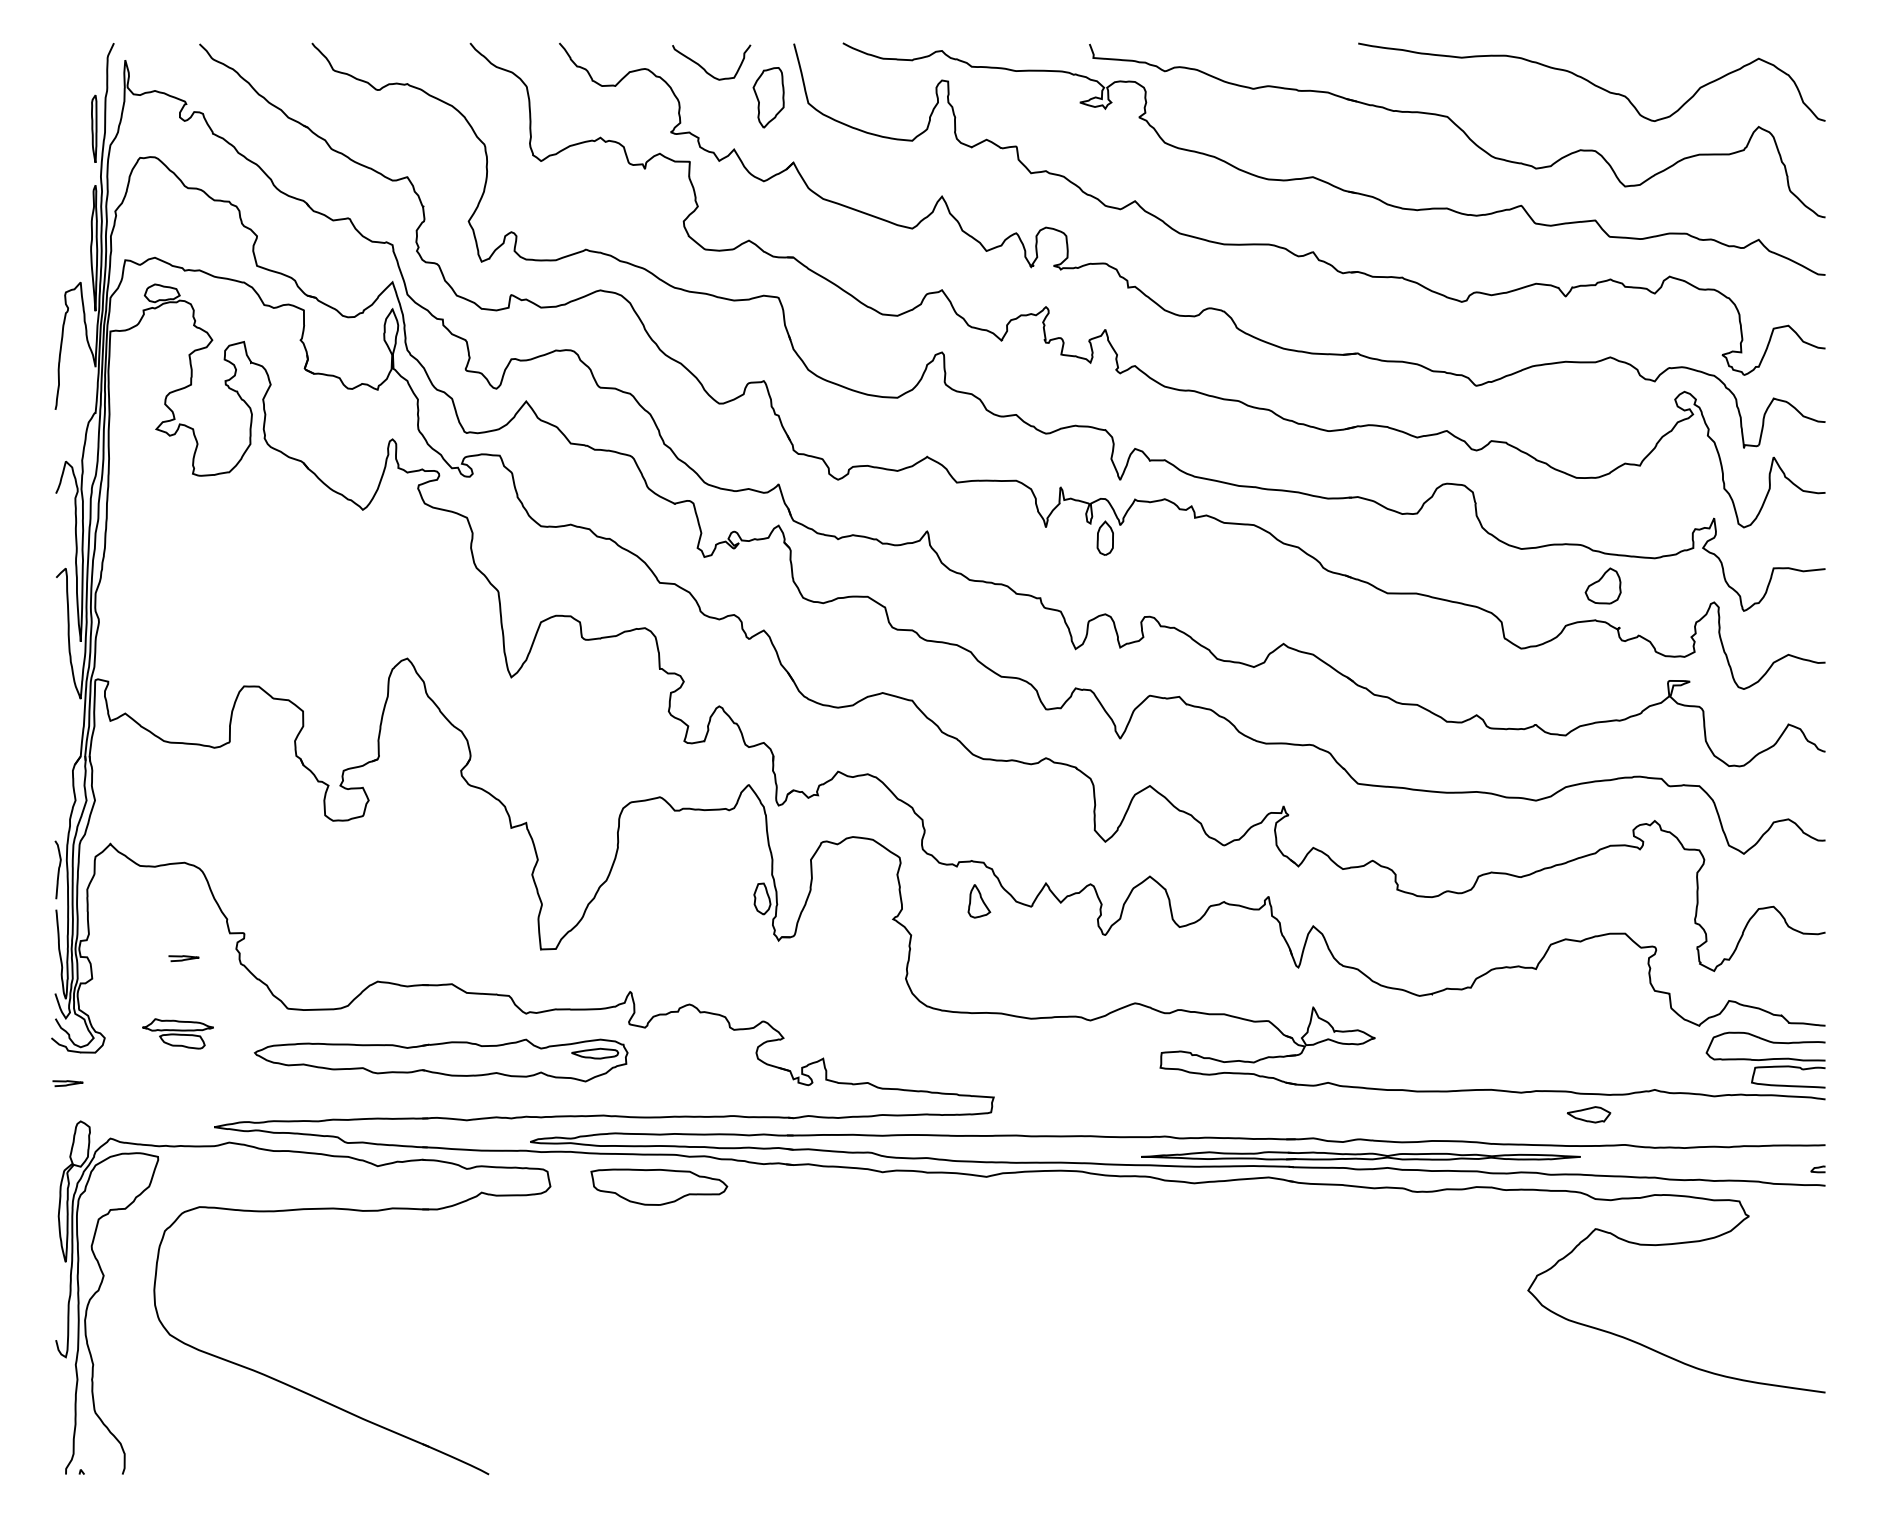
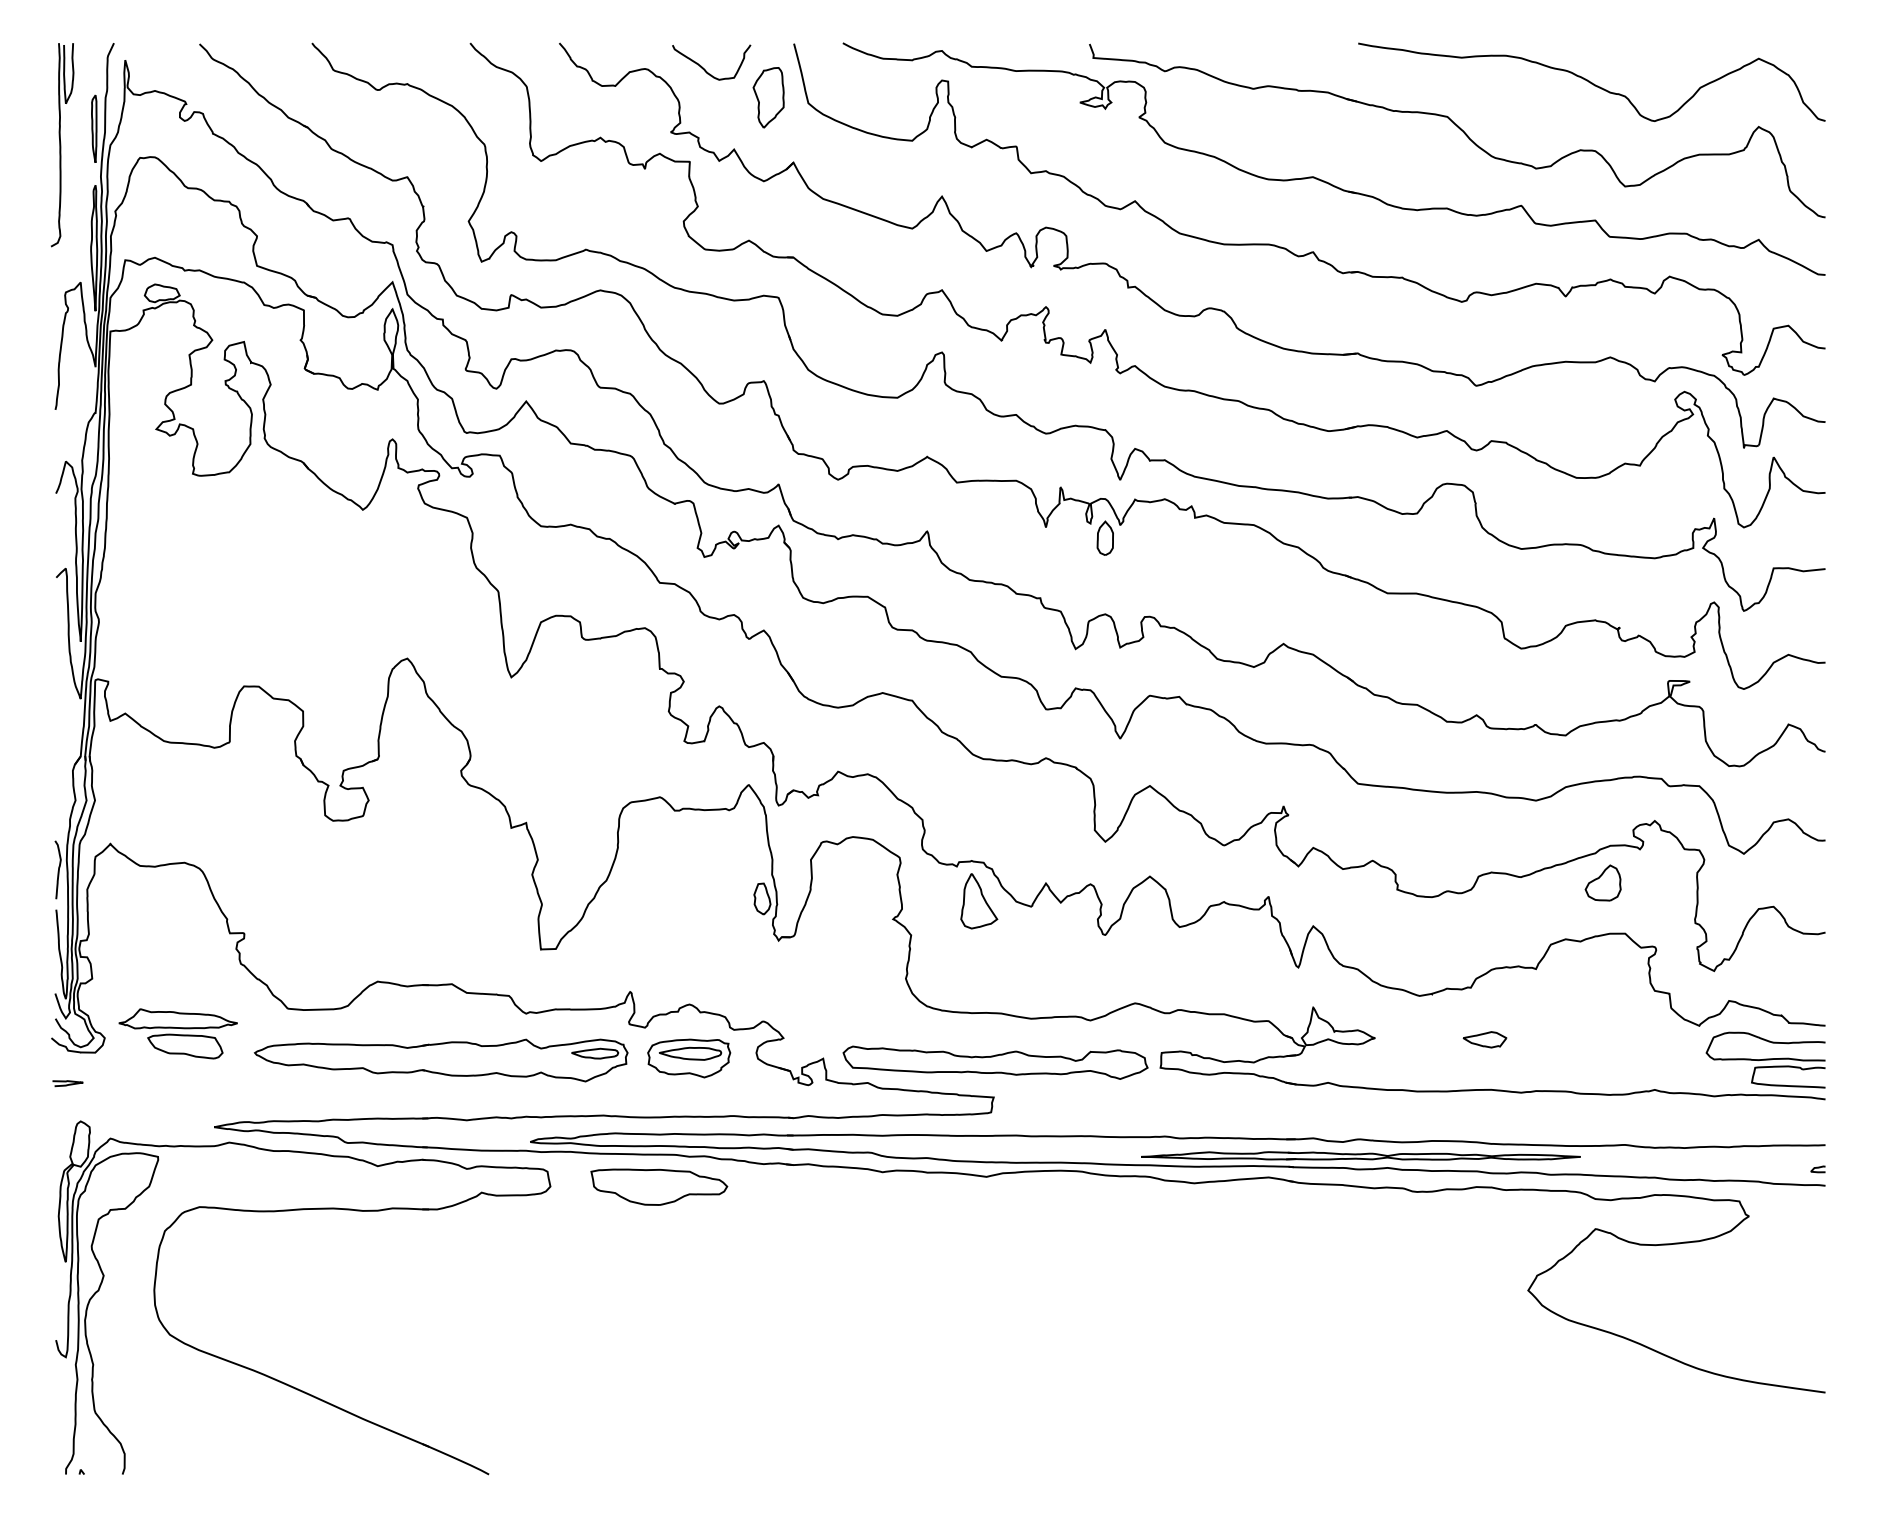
part: none -> present (62, 145)
part position: (1602, 585) -> (1602, 882) (1602, 882)
part size: 25x35 px -> 39x57 px (979, 901)
curve: present -> none (183, 959)
part size: 72x32 px -> 120x52 px (177, 1033)
part: none -> present (689, 1058)
part: none -> present (995, 1062)
part position: (1588, 1114) -> (1484, 1039) (1484, 1039)
